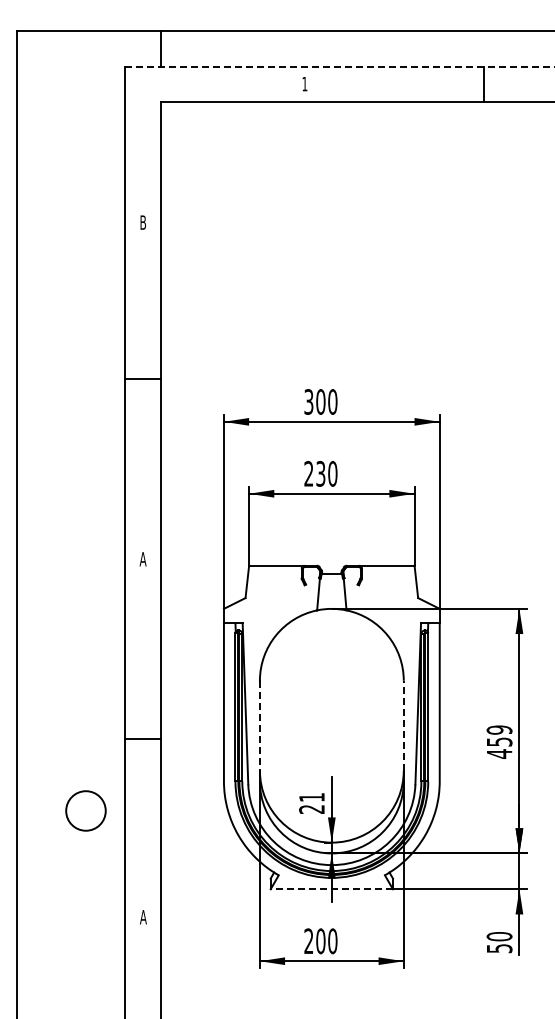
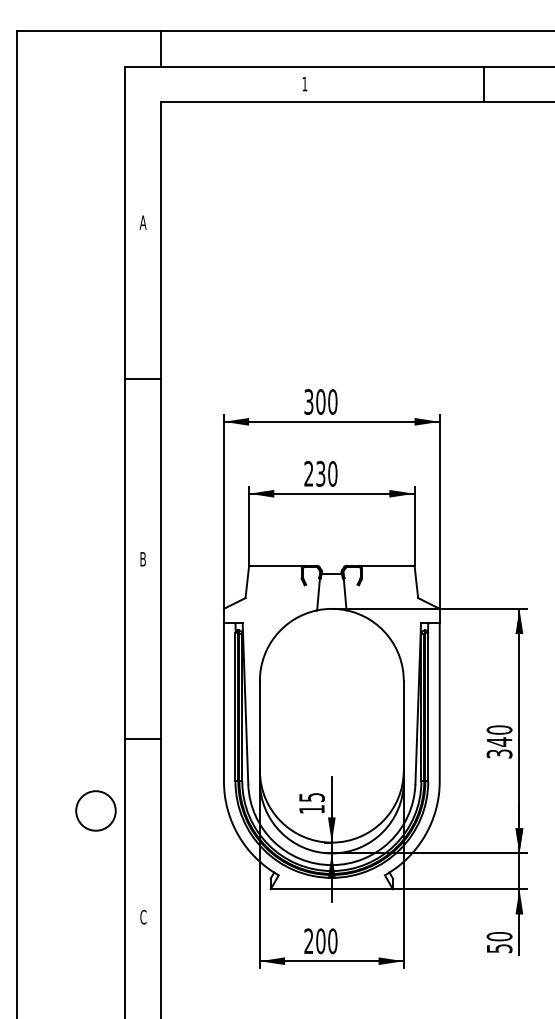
line: dashed -> solid (339, 66)
text: B -> A (142, 222)
text: A -> B (142, 559)
line: dashed -> solid (259, 725)
line: dashed -> solid (403, 725)
text: 459 -> 340 (499, 741)
text: 21 -> 15 (311, 803)
circle position: (85, 810) -> (95, 810) (95, 810)
line: dashed -> solid (331, 889)
text: A -> C (143, 916)
